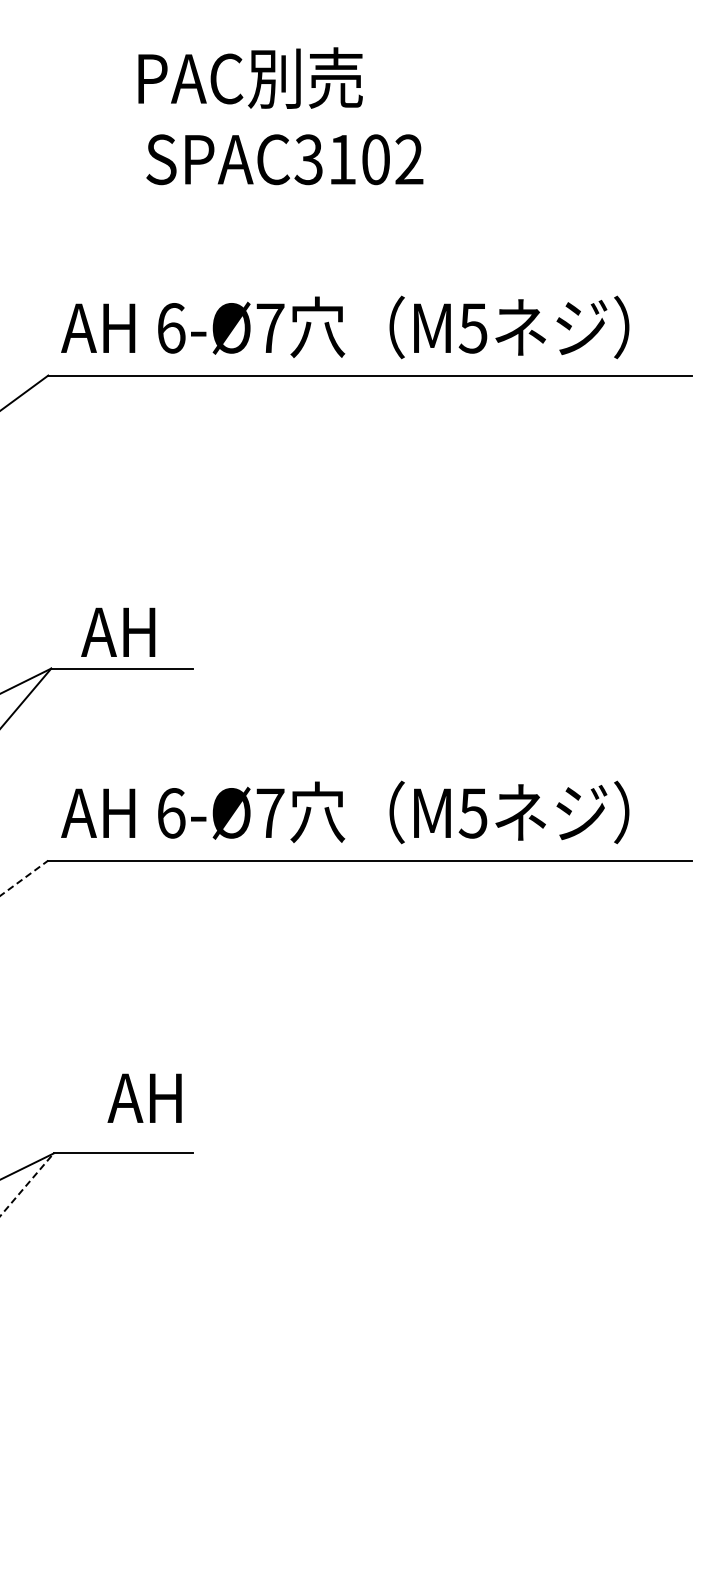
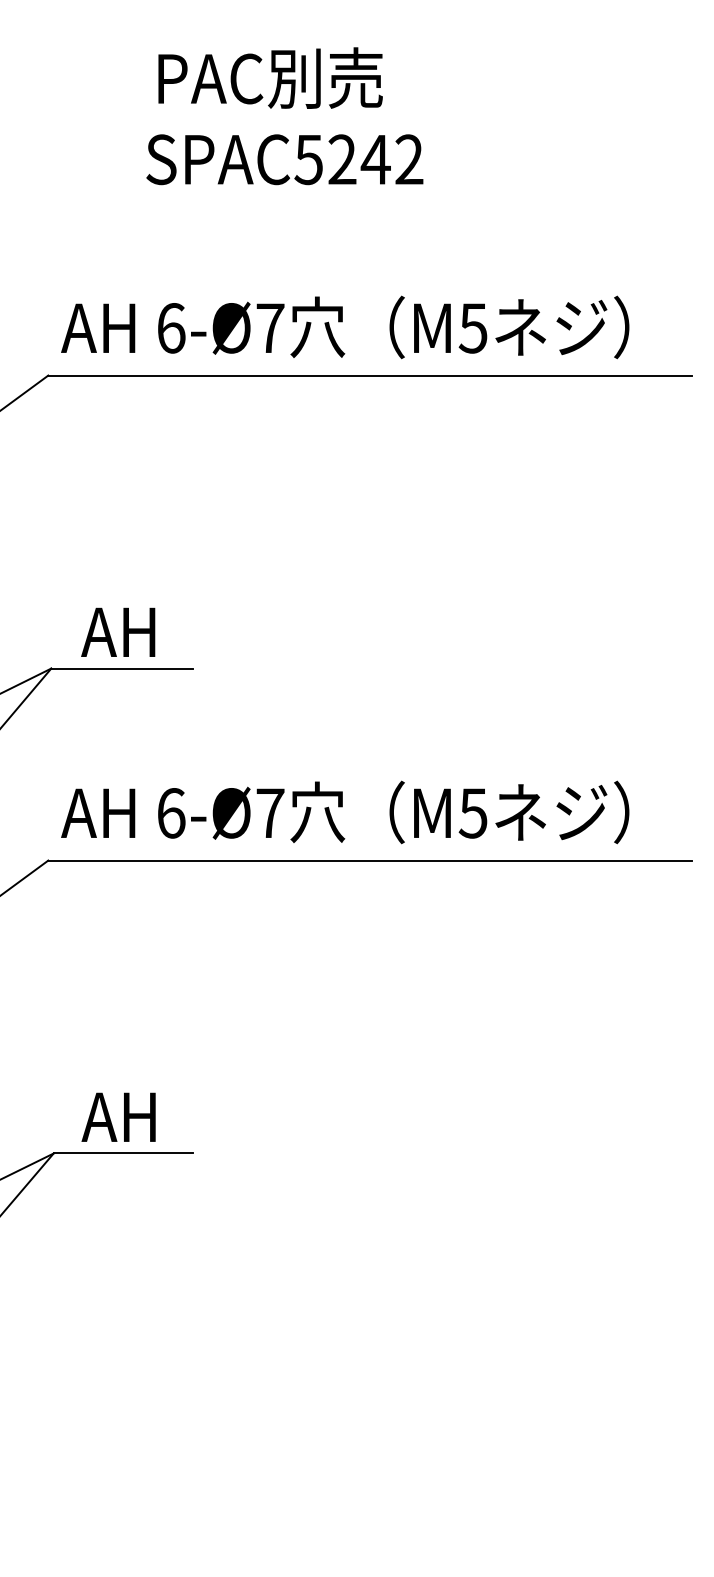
text position: (250, 77) -> (270, 77) (270, 77)
text: SPAC3102 -> SPAC5242 (342, 159)
line: dashed -> solid (24, 878)
text position: (144, 1097) -> (118, 1116) (118, 1116)
line: dashed -> solid (27, 1184)
